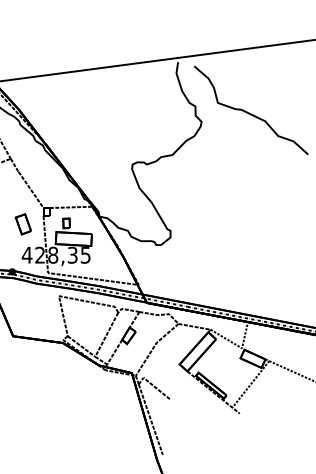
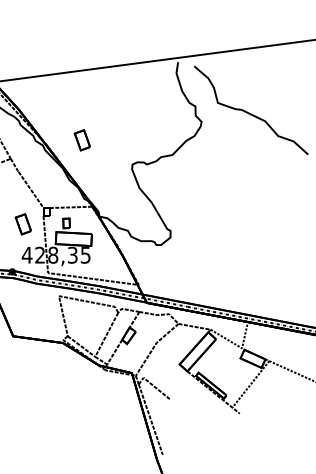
part: none -> present (81, 140)
